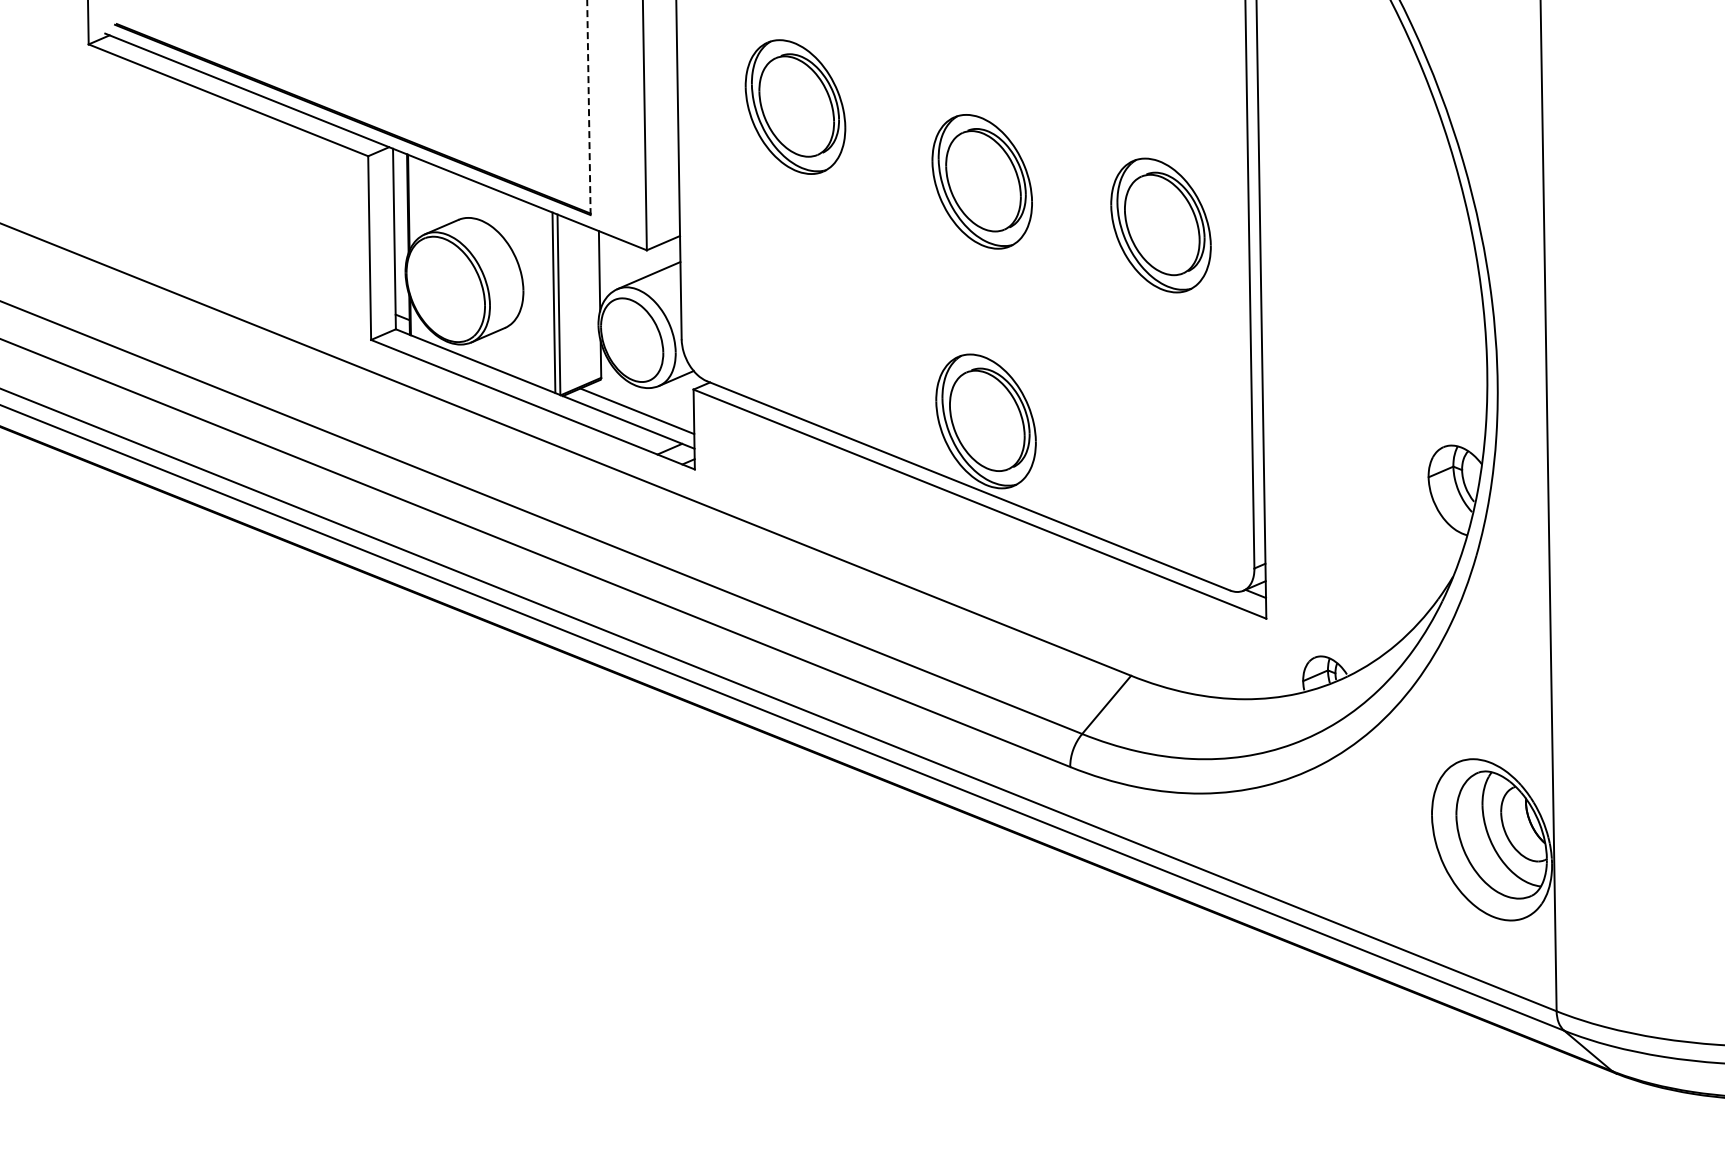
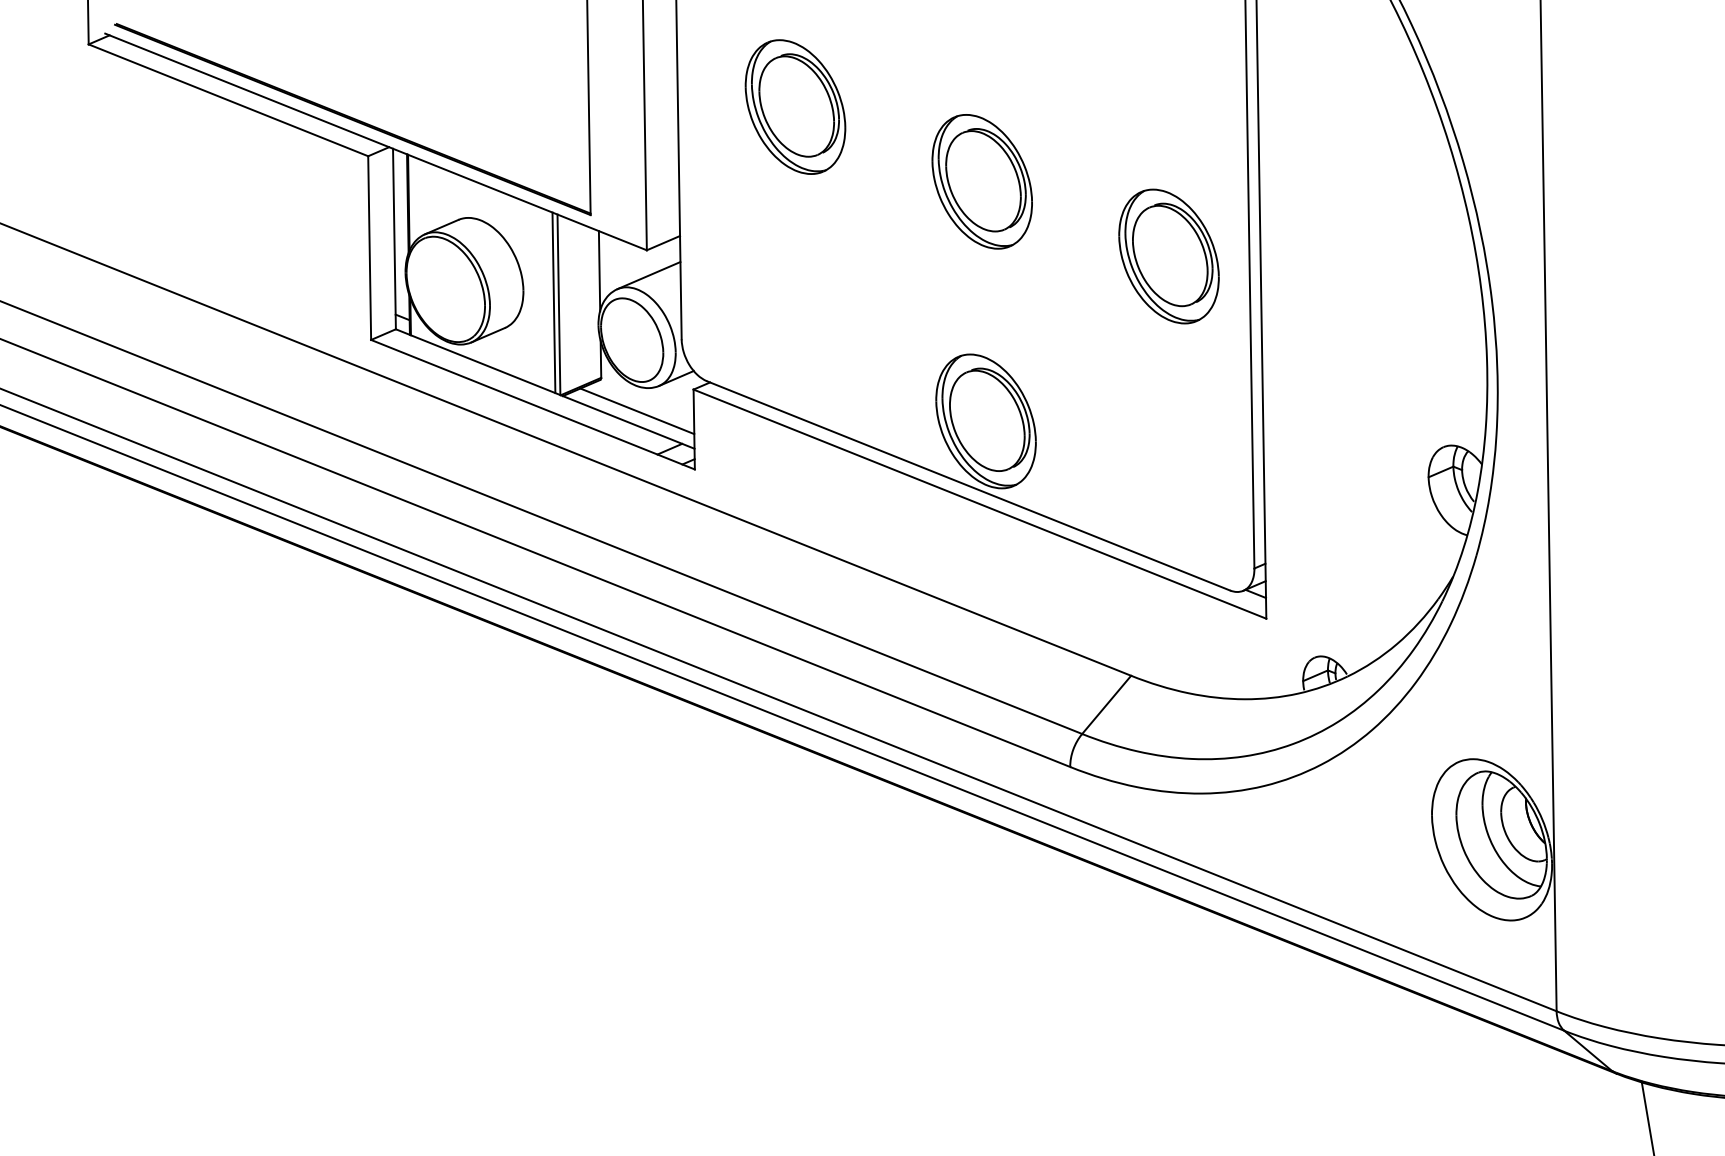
line: dashed -> solid (588, 107)
part position: (1160, 225) -> (1168, 256) (1168, 256)
line: none -> present (1647, 1116)
